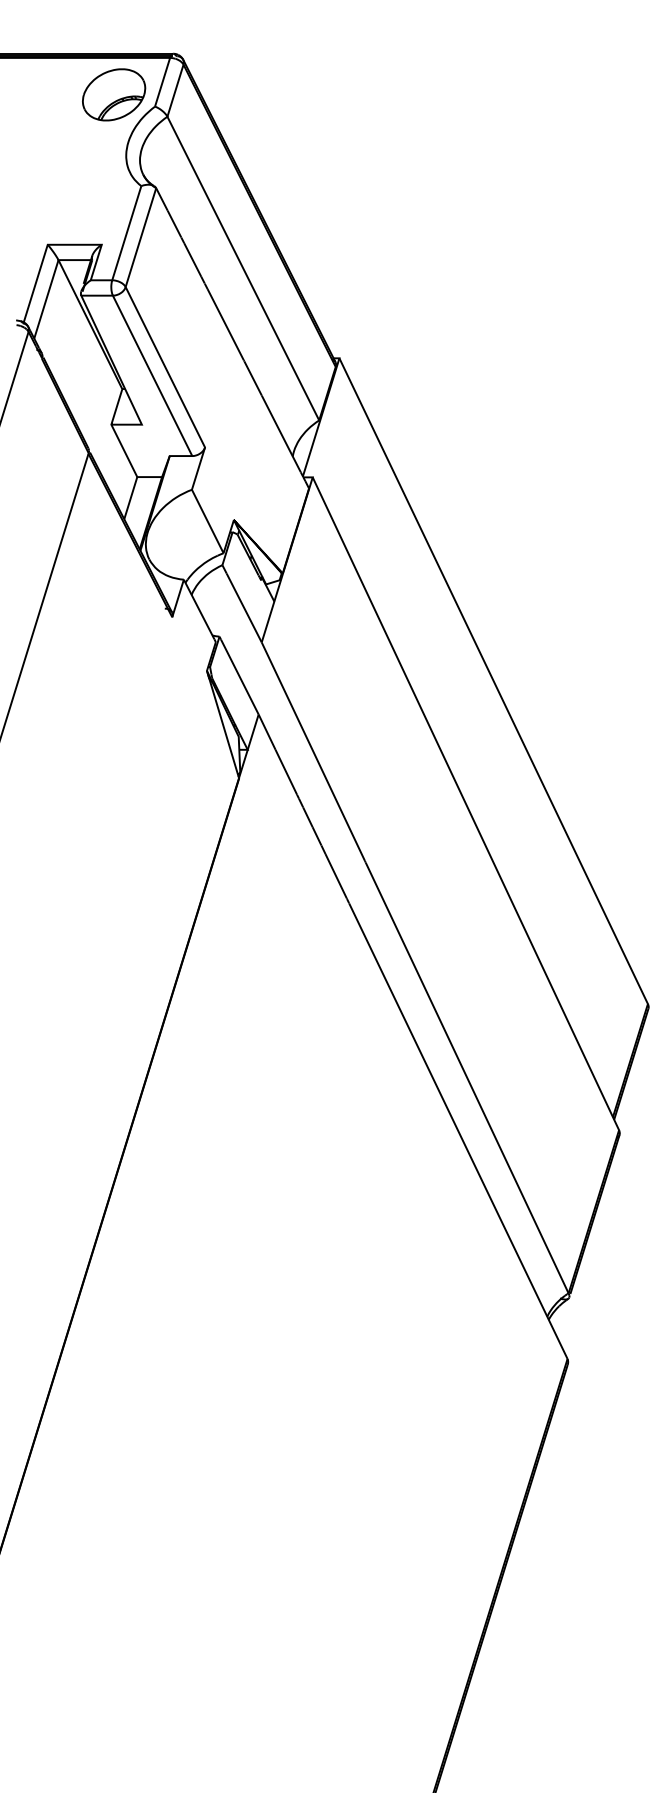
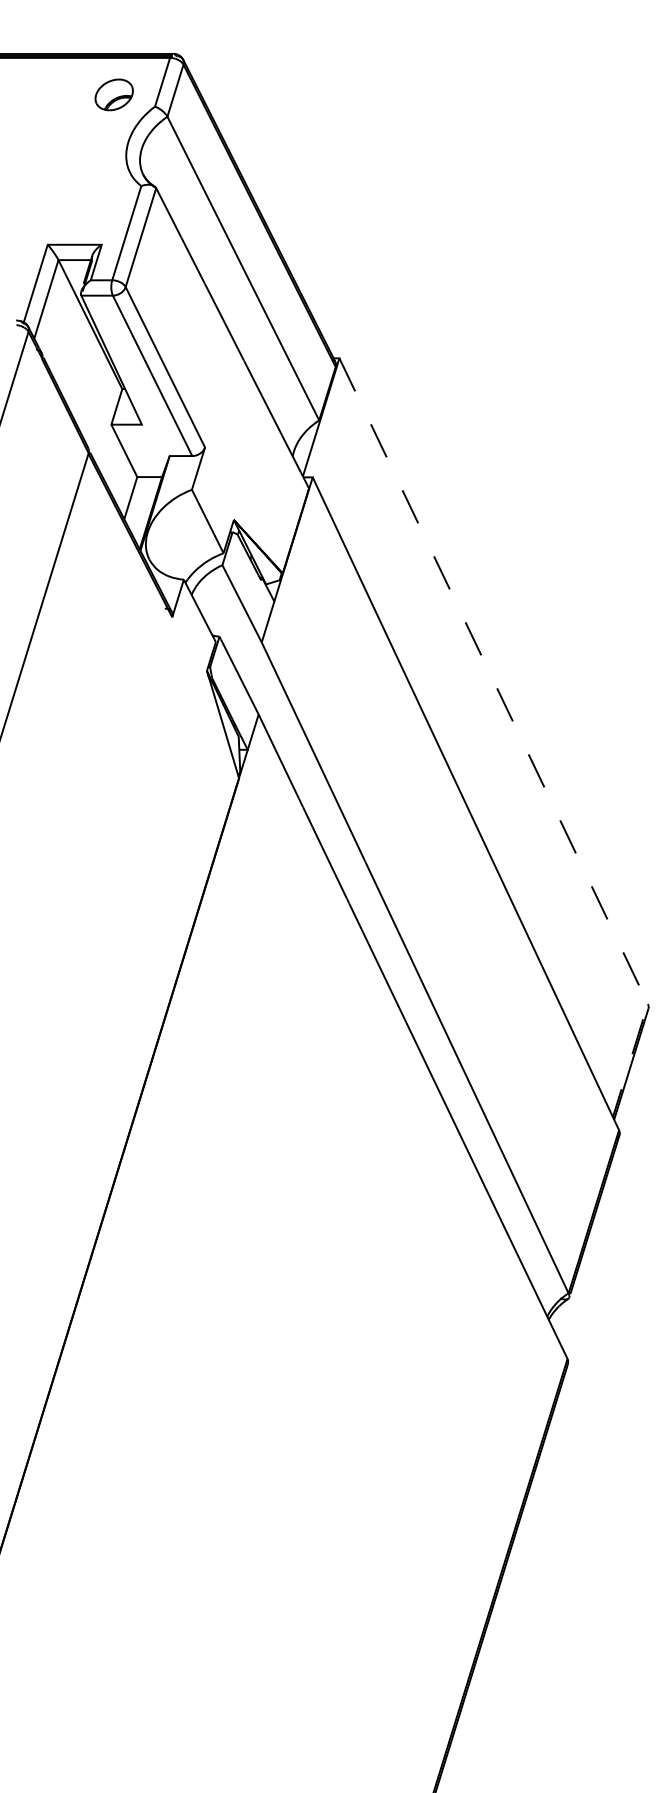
part size: 65x54 px -> 40x34 px (113, 94)
line: solid -> dashed (519, 735)
